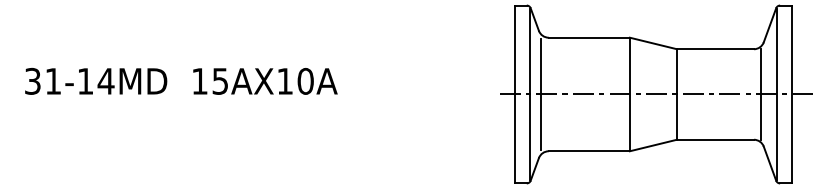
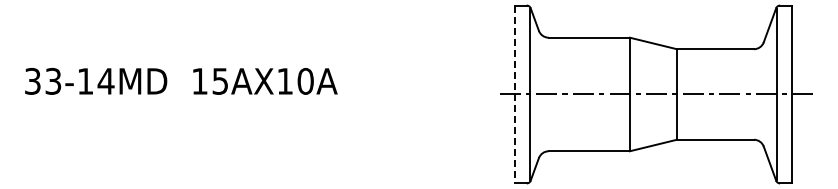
text: 31-14MD -> 33-14MD (53, 80)
line: solid -> dashed (514, 94)
line: present -> none (541, 94)
line: present -> none (761, 94)
